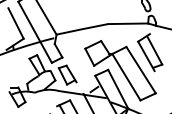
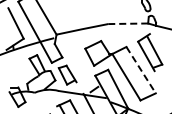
line: solid -> dashed (128, 23)
line: solid -> dashed (141, 70)
